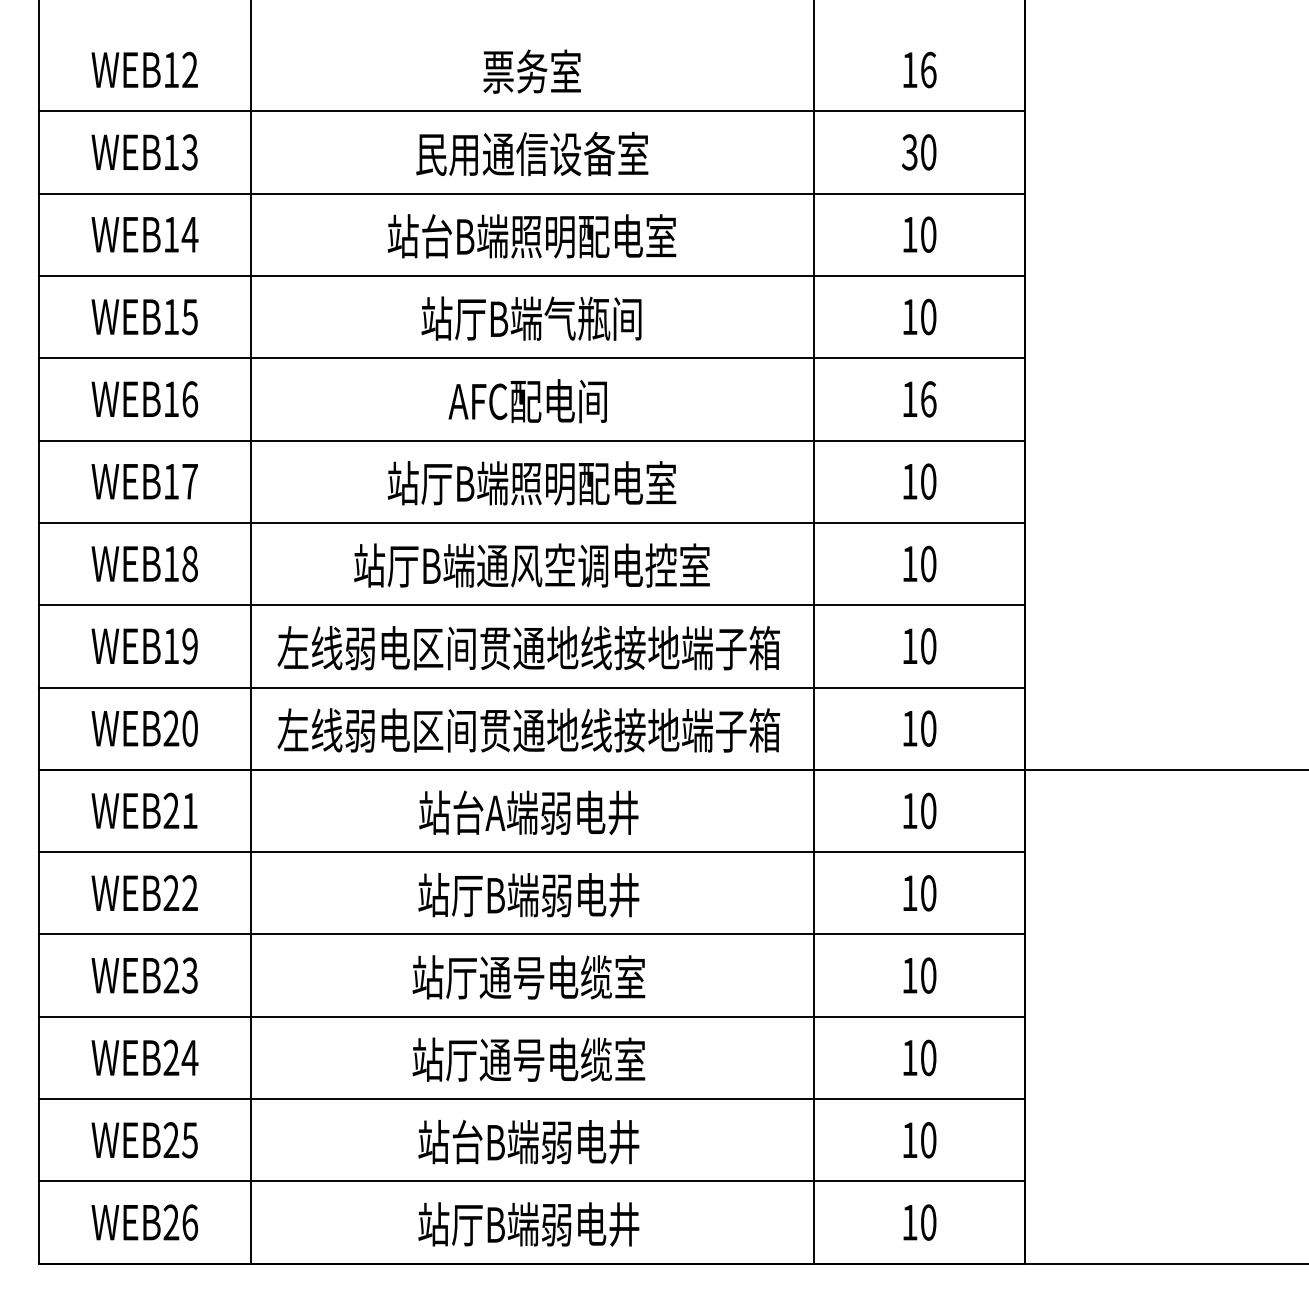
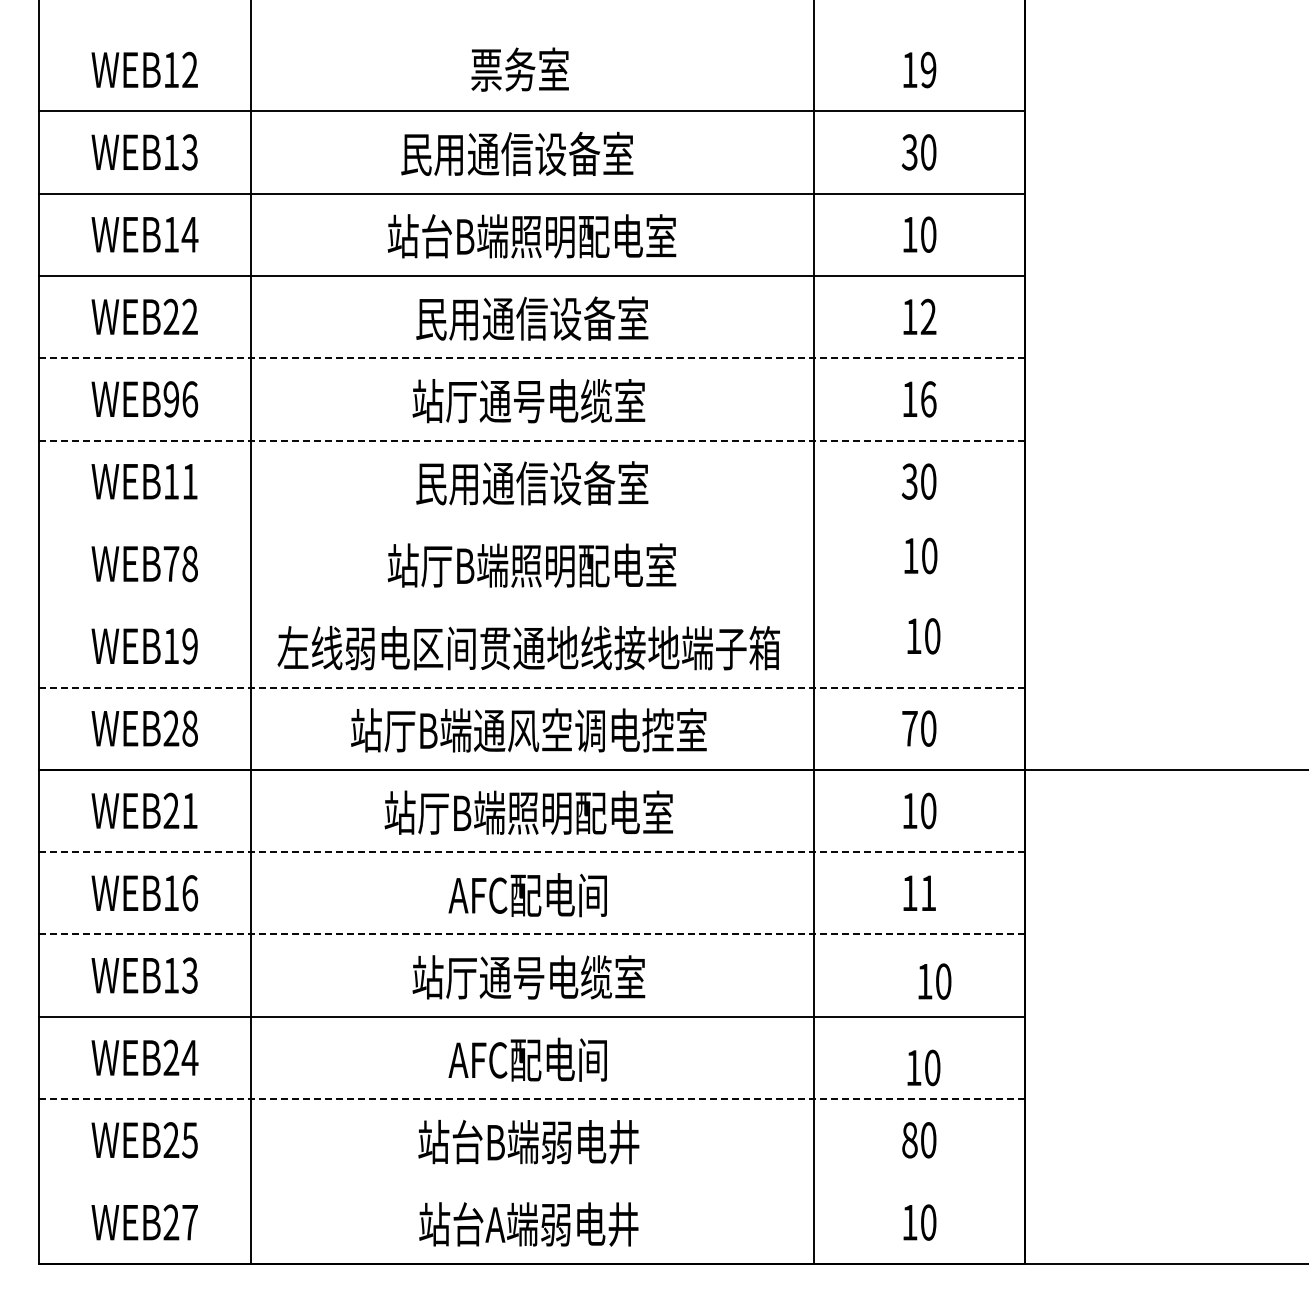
text: 16 -> 19 (928, 69)
text position: (531, 71) -> (519, 69) (519, 69)
text position: (532, 153) -> (517, 153) (517, 153)
text: WEB15 -> WEB22 (180, 316)
text: 10 -> 12 (928, 316)
text: 站厅B端气瓶间 -> 民用通信设备室 (532, 318)
line: solid -> dashed (532, 358)
text: WEB16 -> WEB96 (170, 399)
text: AFC配电间 -> 站厅通号电缆室 (528, 401)
line: solid -> dashed (532, 440)
text: WEB17 -> WEB11 (189, 481)
text: 10 -> 30 (909, 481)
text: 站厅B端照明配电室 -> 民用通信设备室 (531, 483)
line: present -> none (532, 522)
text: WEB18 -> WEB78 (171, 563)
text position: (919, 563) -> (920, 555) (920, 555)
text: 站厅B端通风空调电控室 -> 站厅B端照明配电室 (531, 565)
line: present -> none (532, 605)
text position: (919, 646) -> (923, 636) (923, 636)
line: solid -> dashed (532, 687)
text: WEB20 -> WEB28 (189, 728)
text: 10 -> 70 (909, 728)
text: 左线弱电区间贯通地线接地端子箱 -> 站厅B端通风空调电控室 (528, 730)
text: 站台A端弱电井 -> 站厅B端照明配电室 (528, 812)
line: solid -> dashed (532, 852)
text: WEB22 -> WEB16 (180, 893)
text: 10 -> 11 (928, 893)
text: 站厅B端弱电井 -> AFC配电间 (528, 895)
line: solid -> dashed (532, 934)
text: WEB23 -> WEB13 (171, 975)
text position: (919, 975) -> (934, 981) (934, 981)
text position: (919, 1057) -> (923, 1067) (923, 1067)
text: 站厅通号电缆室 -> AFC配电间 (528, 1059)
line: solid -> dashed (532, 1099)
text: 10 -> 80 (909, 1140)
line: present -> none (532, 1181)
text: WEB26 -> WEB27 (190, 1222)
text: 站厅B端弱电井 -> 站台A端弱电井 (528, 1224)
